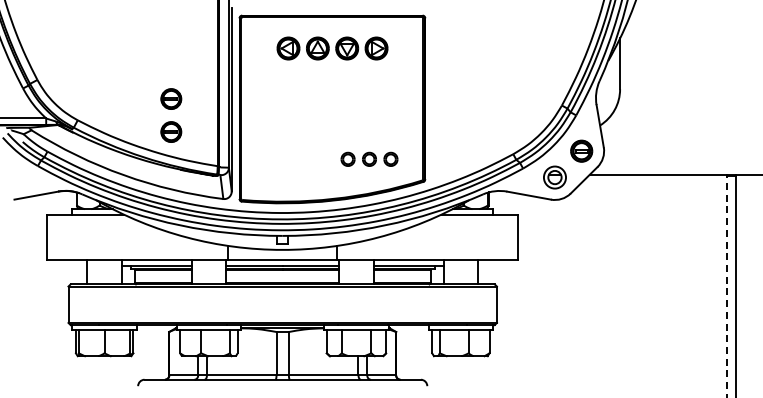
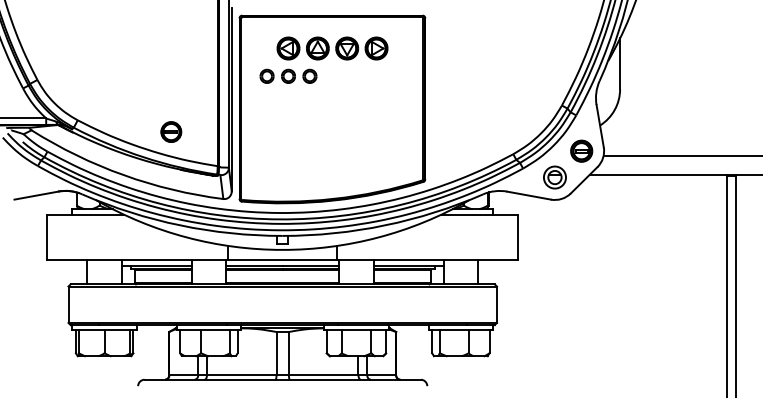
part: present -> none (171, 98)
line: none -> present (681, 155)
part position: (369, 158) -> (288, 75) (288, 75)
line: dashed -> solid (727, 286)
